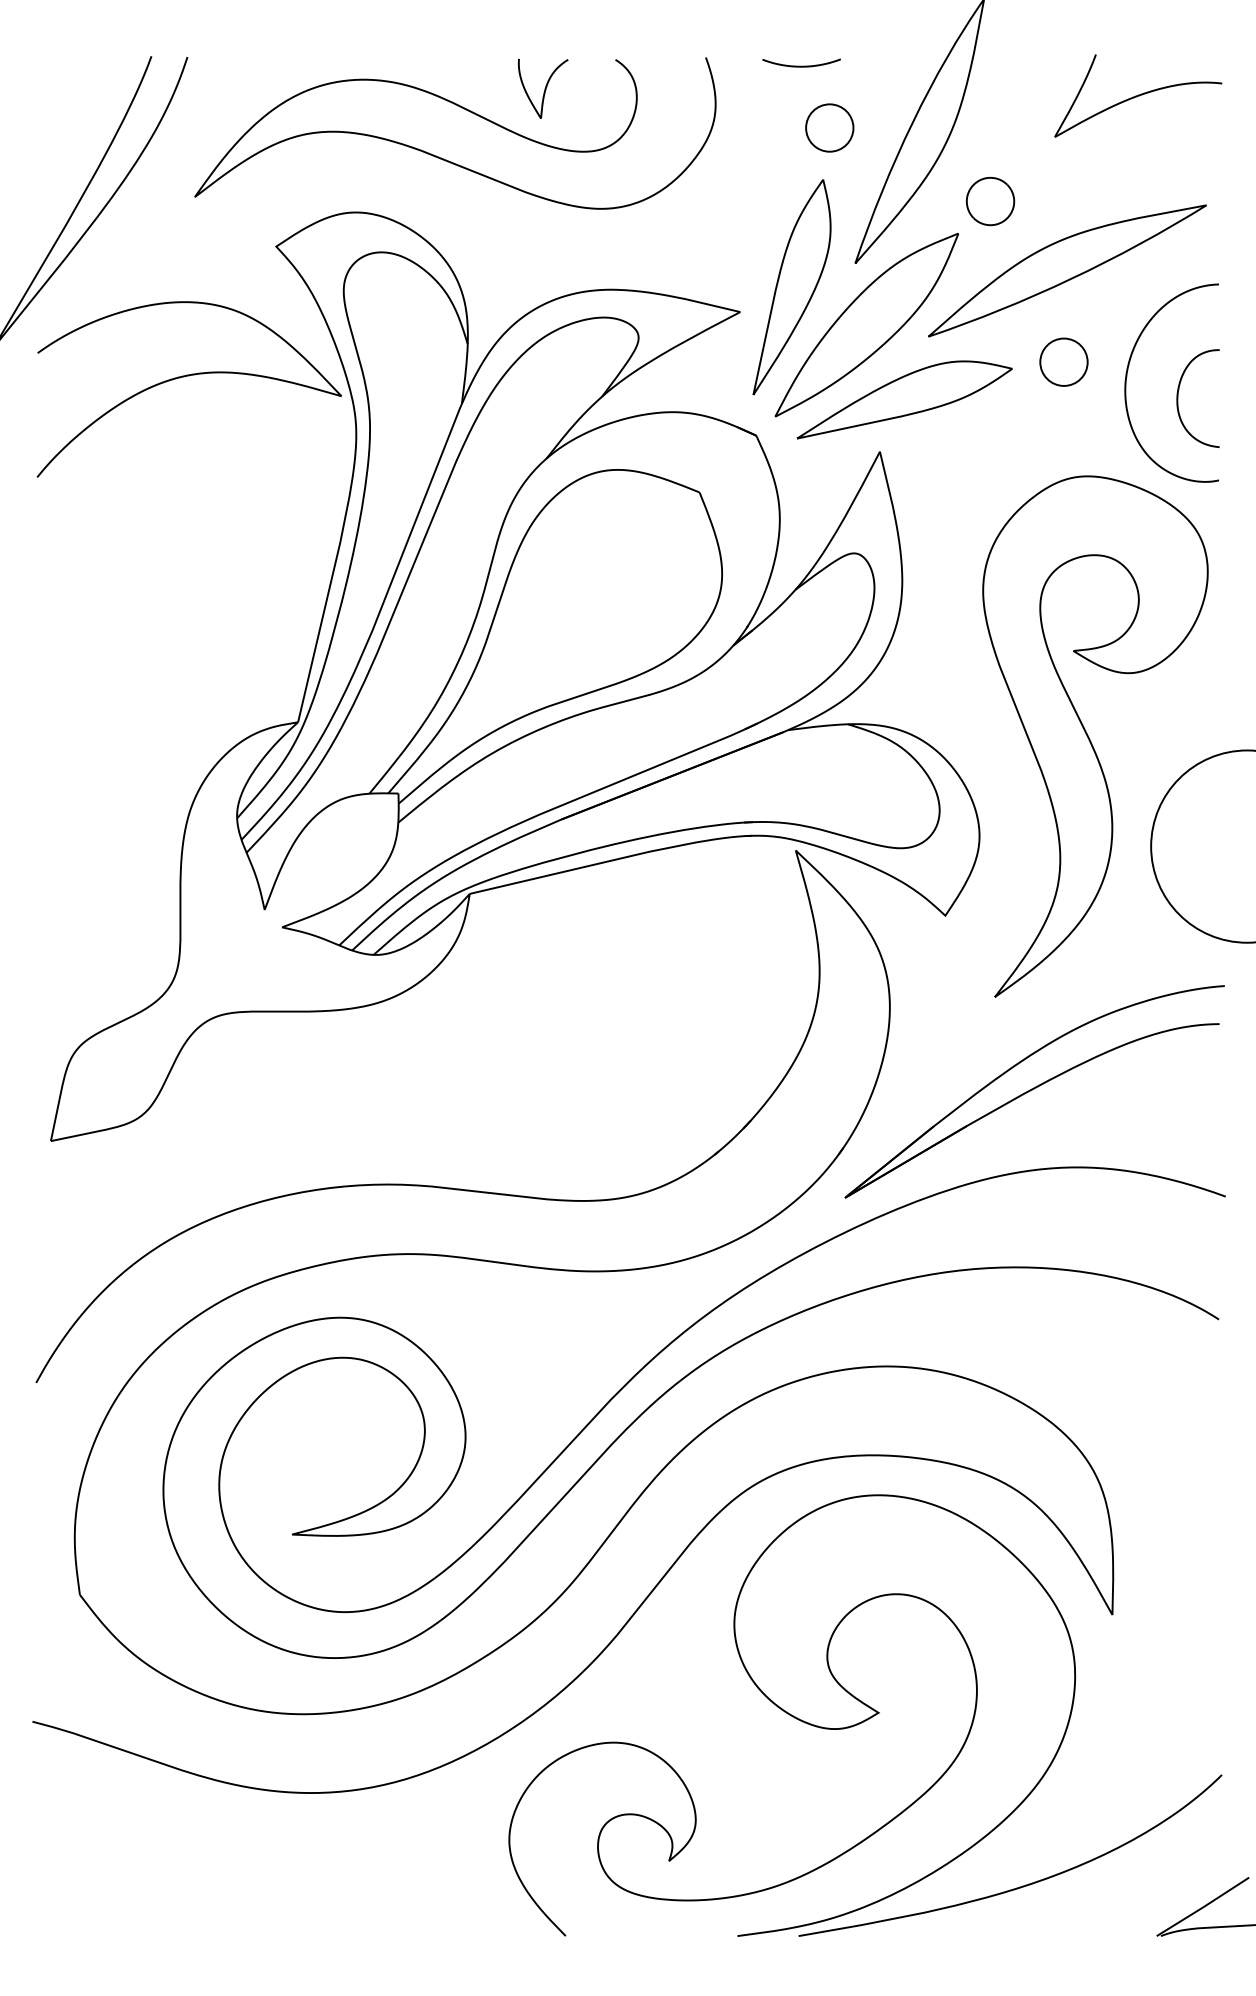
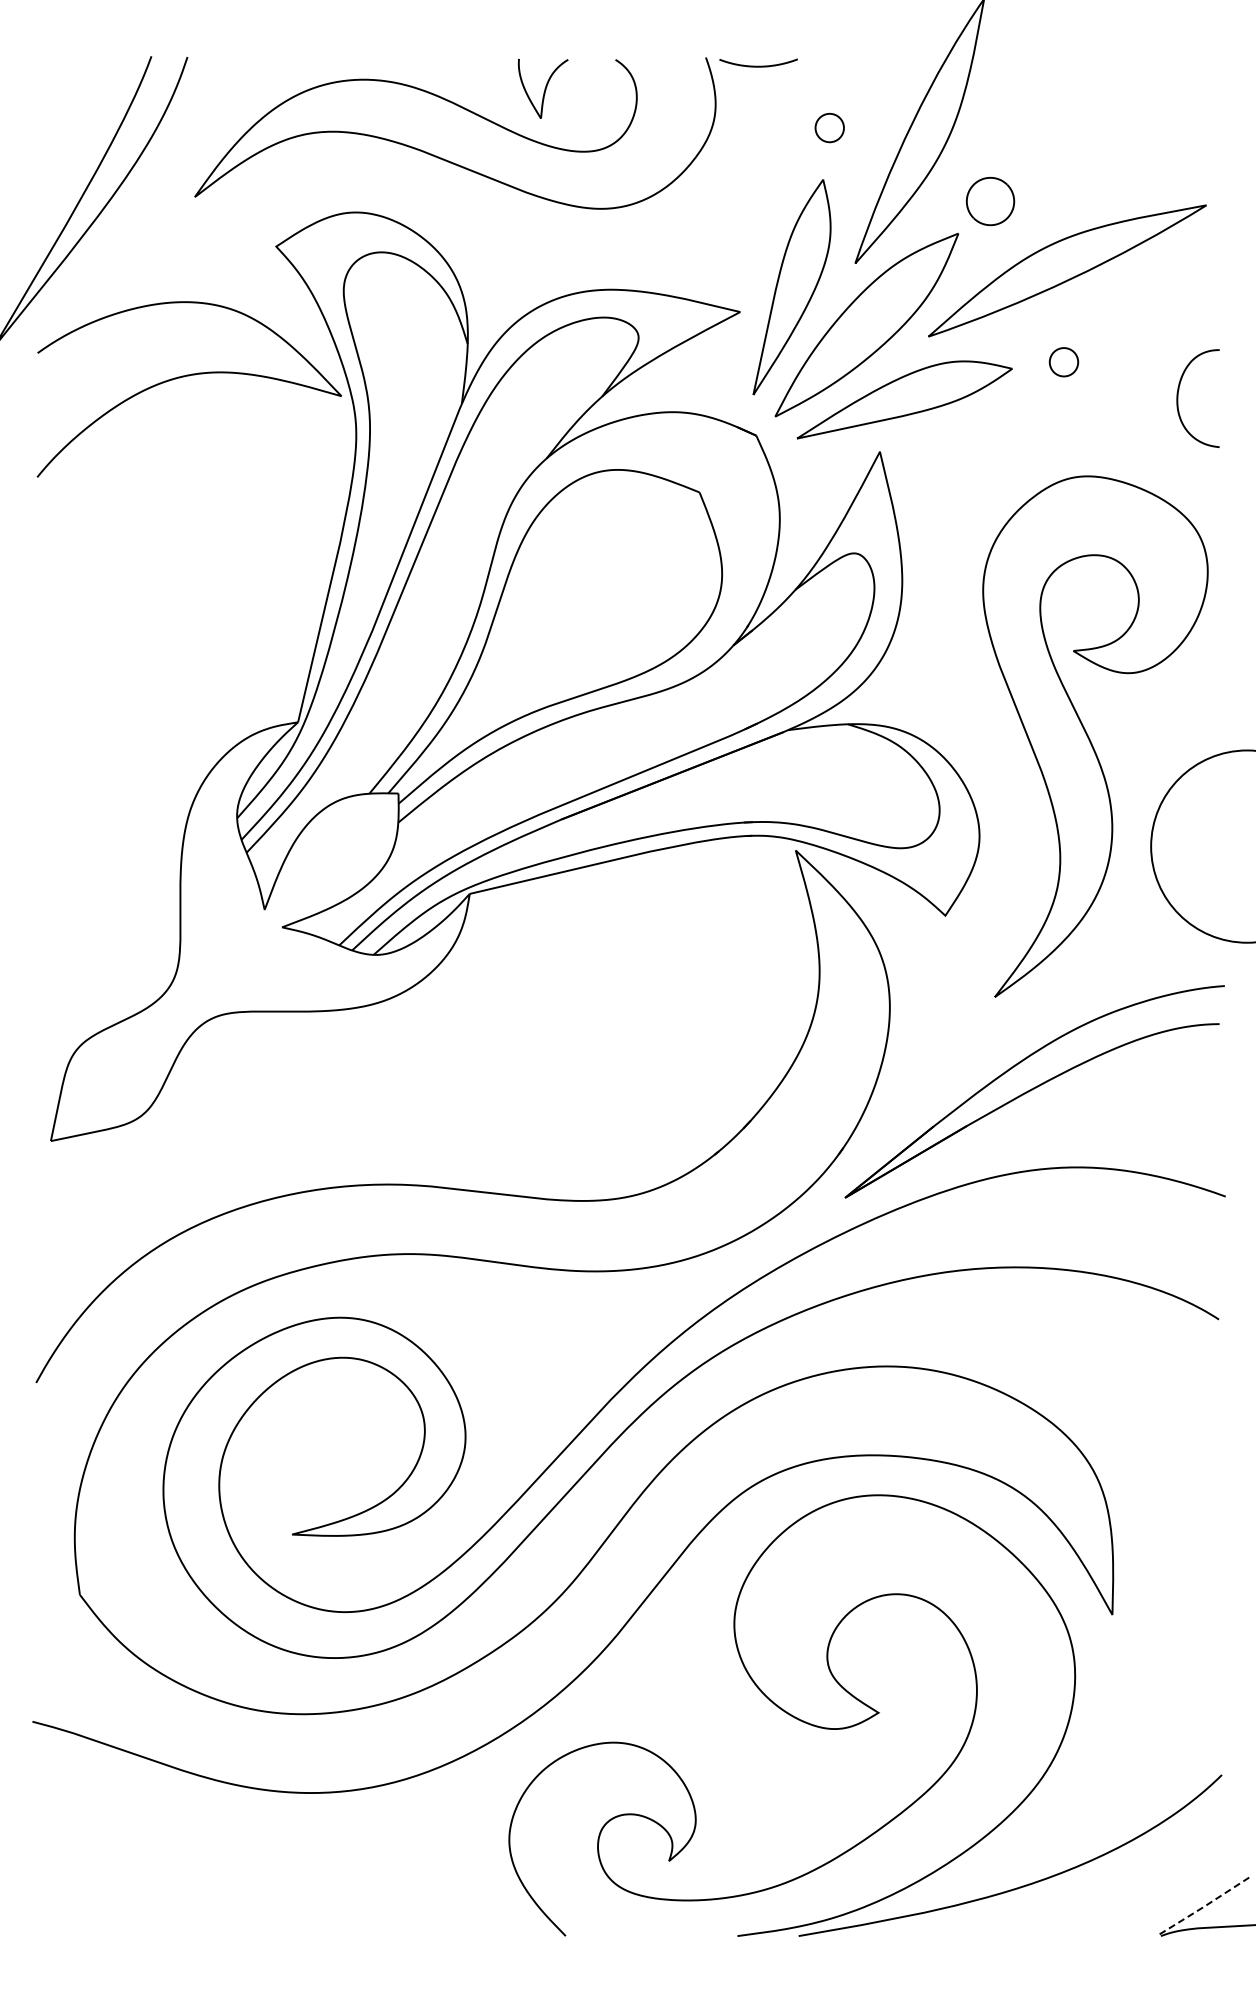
curve position: (801, 65) -> (758, 65) (758, 65)
part: present -> none (1138, 95)
circle diameter: 47 px -> 28 px (829, 127)
circle diameter: 47 px -> 28 px (1063, 362)
curve: present -> none (1127, 376)
line: solid -> dashed (1203, 1907)
